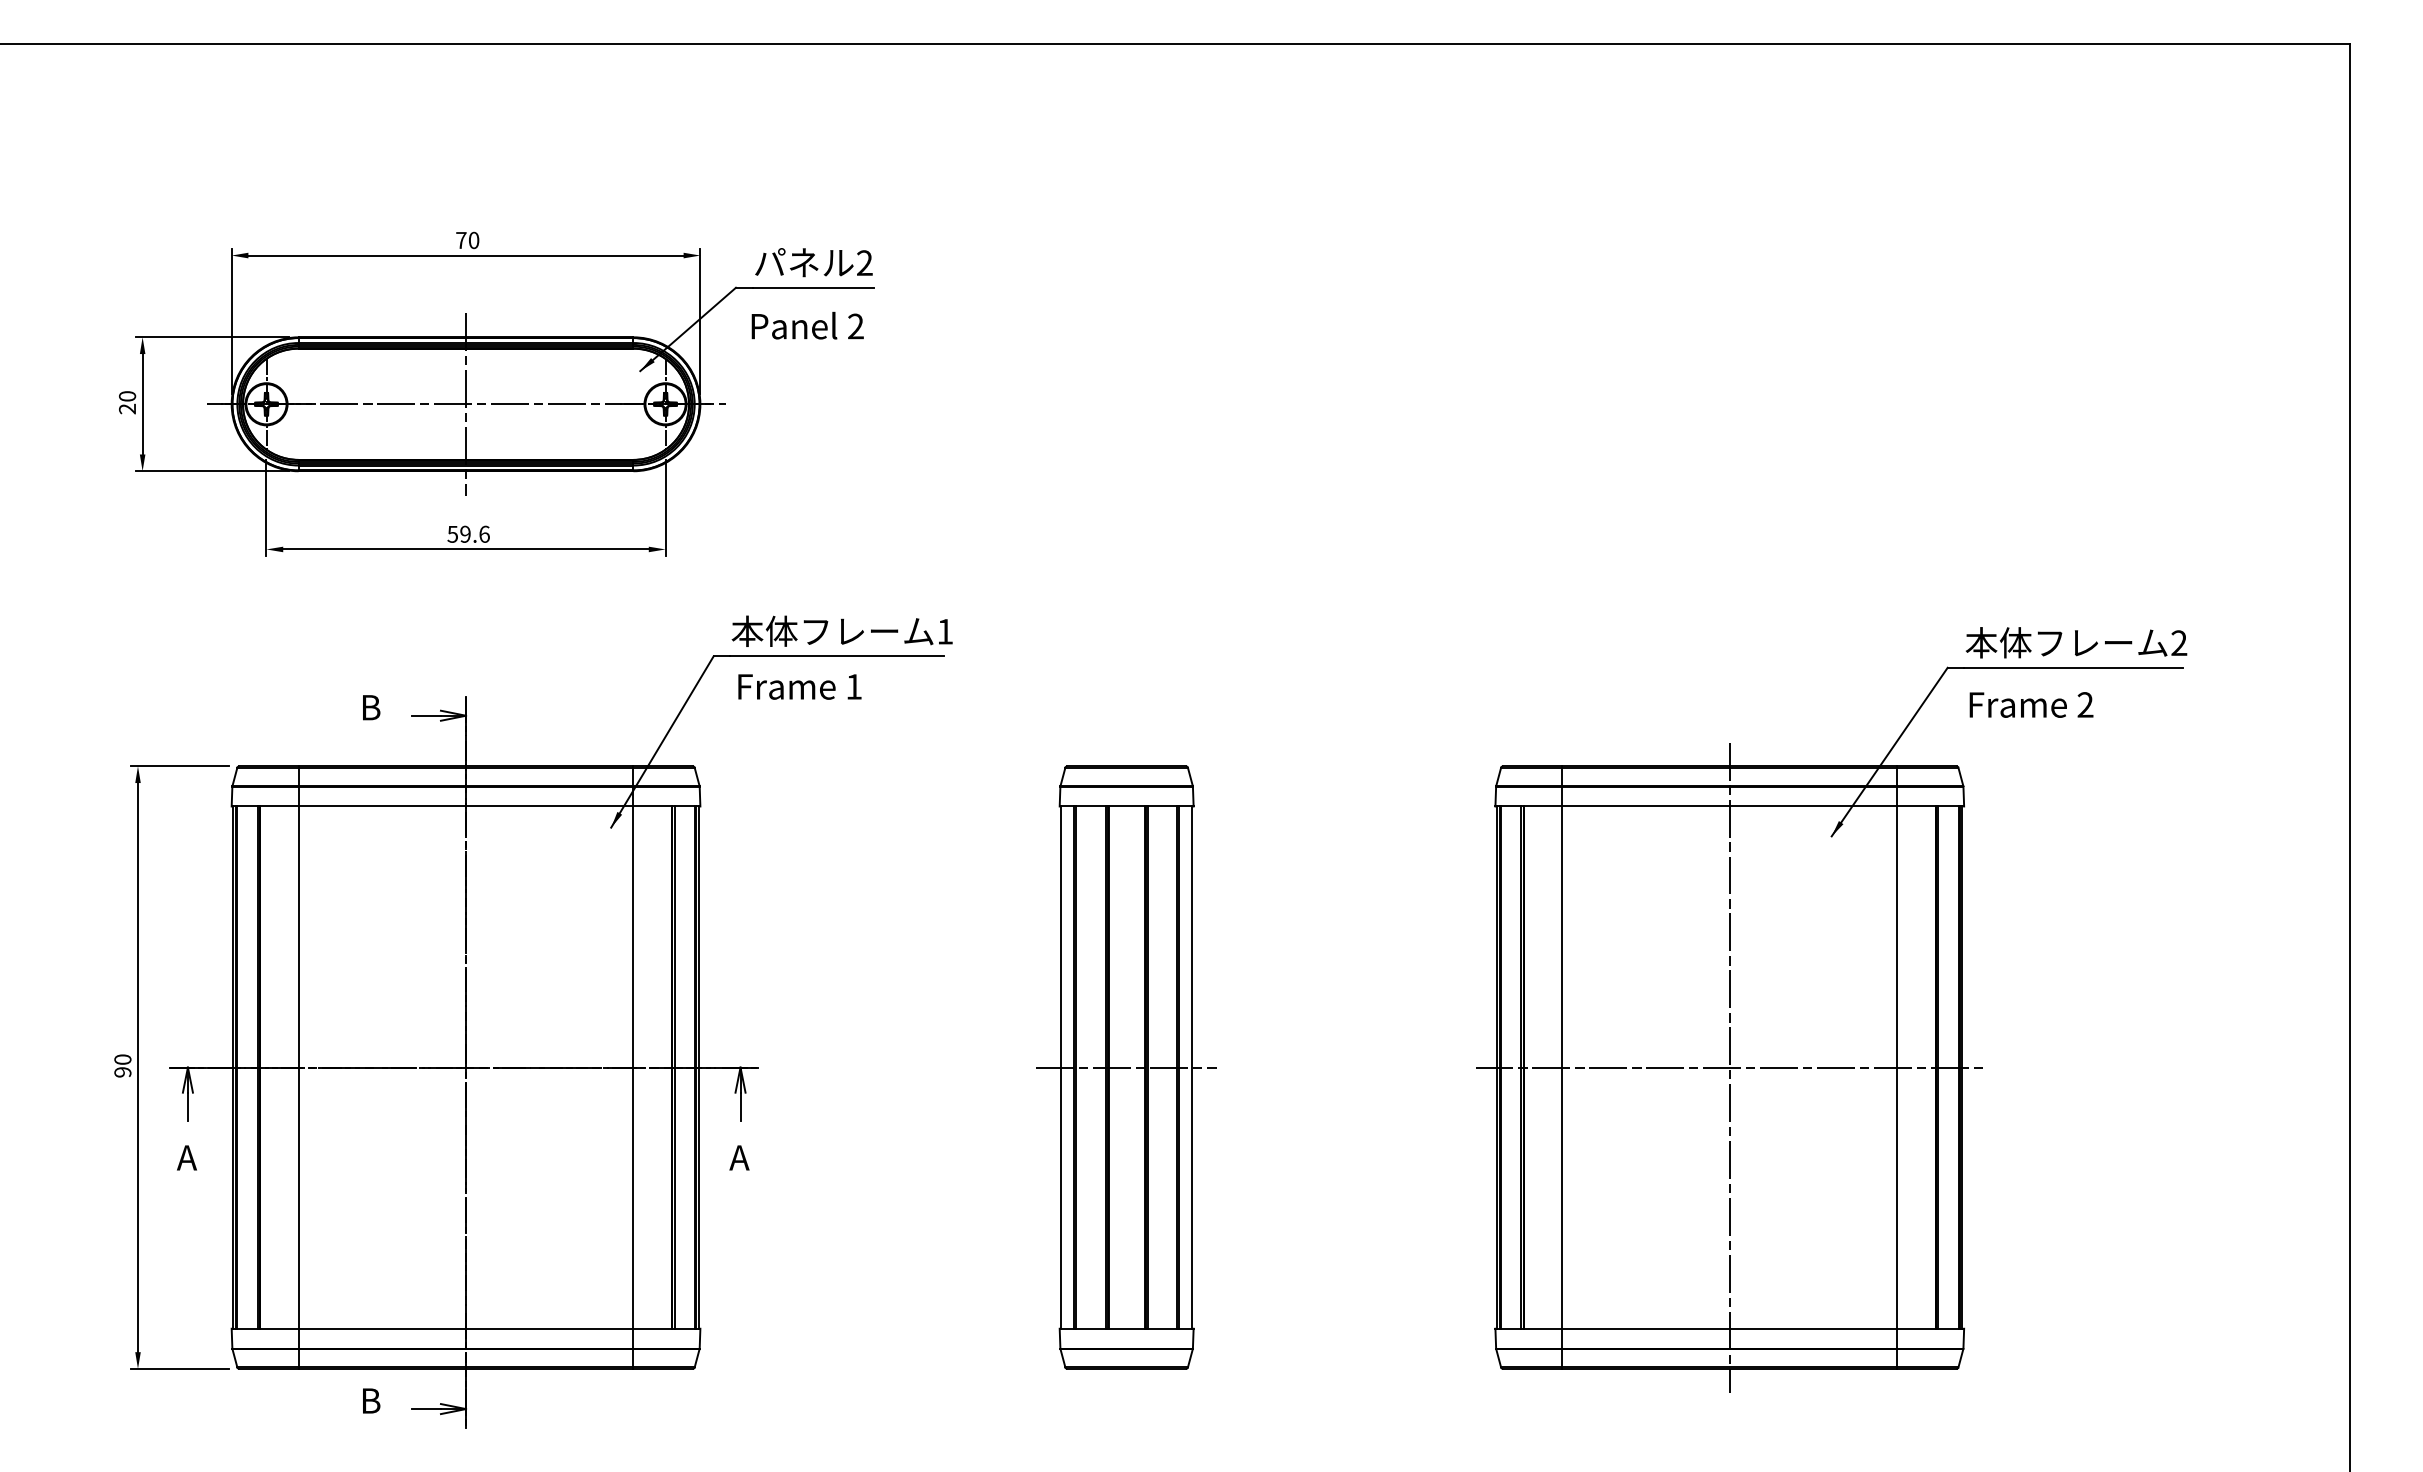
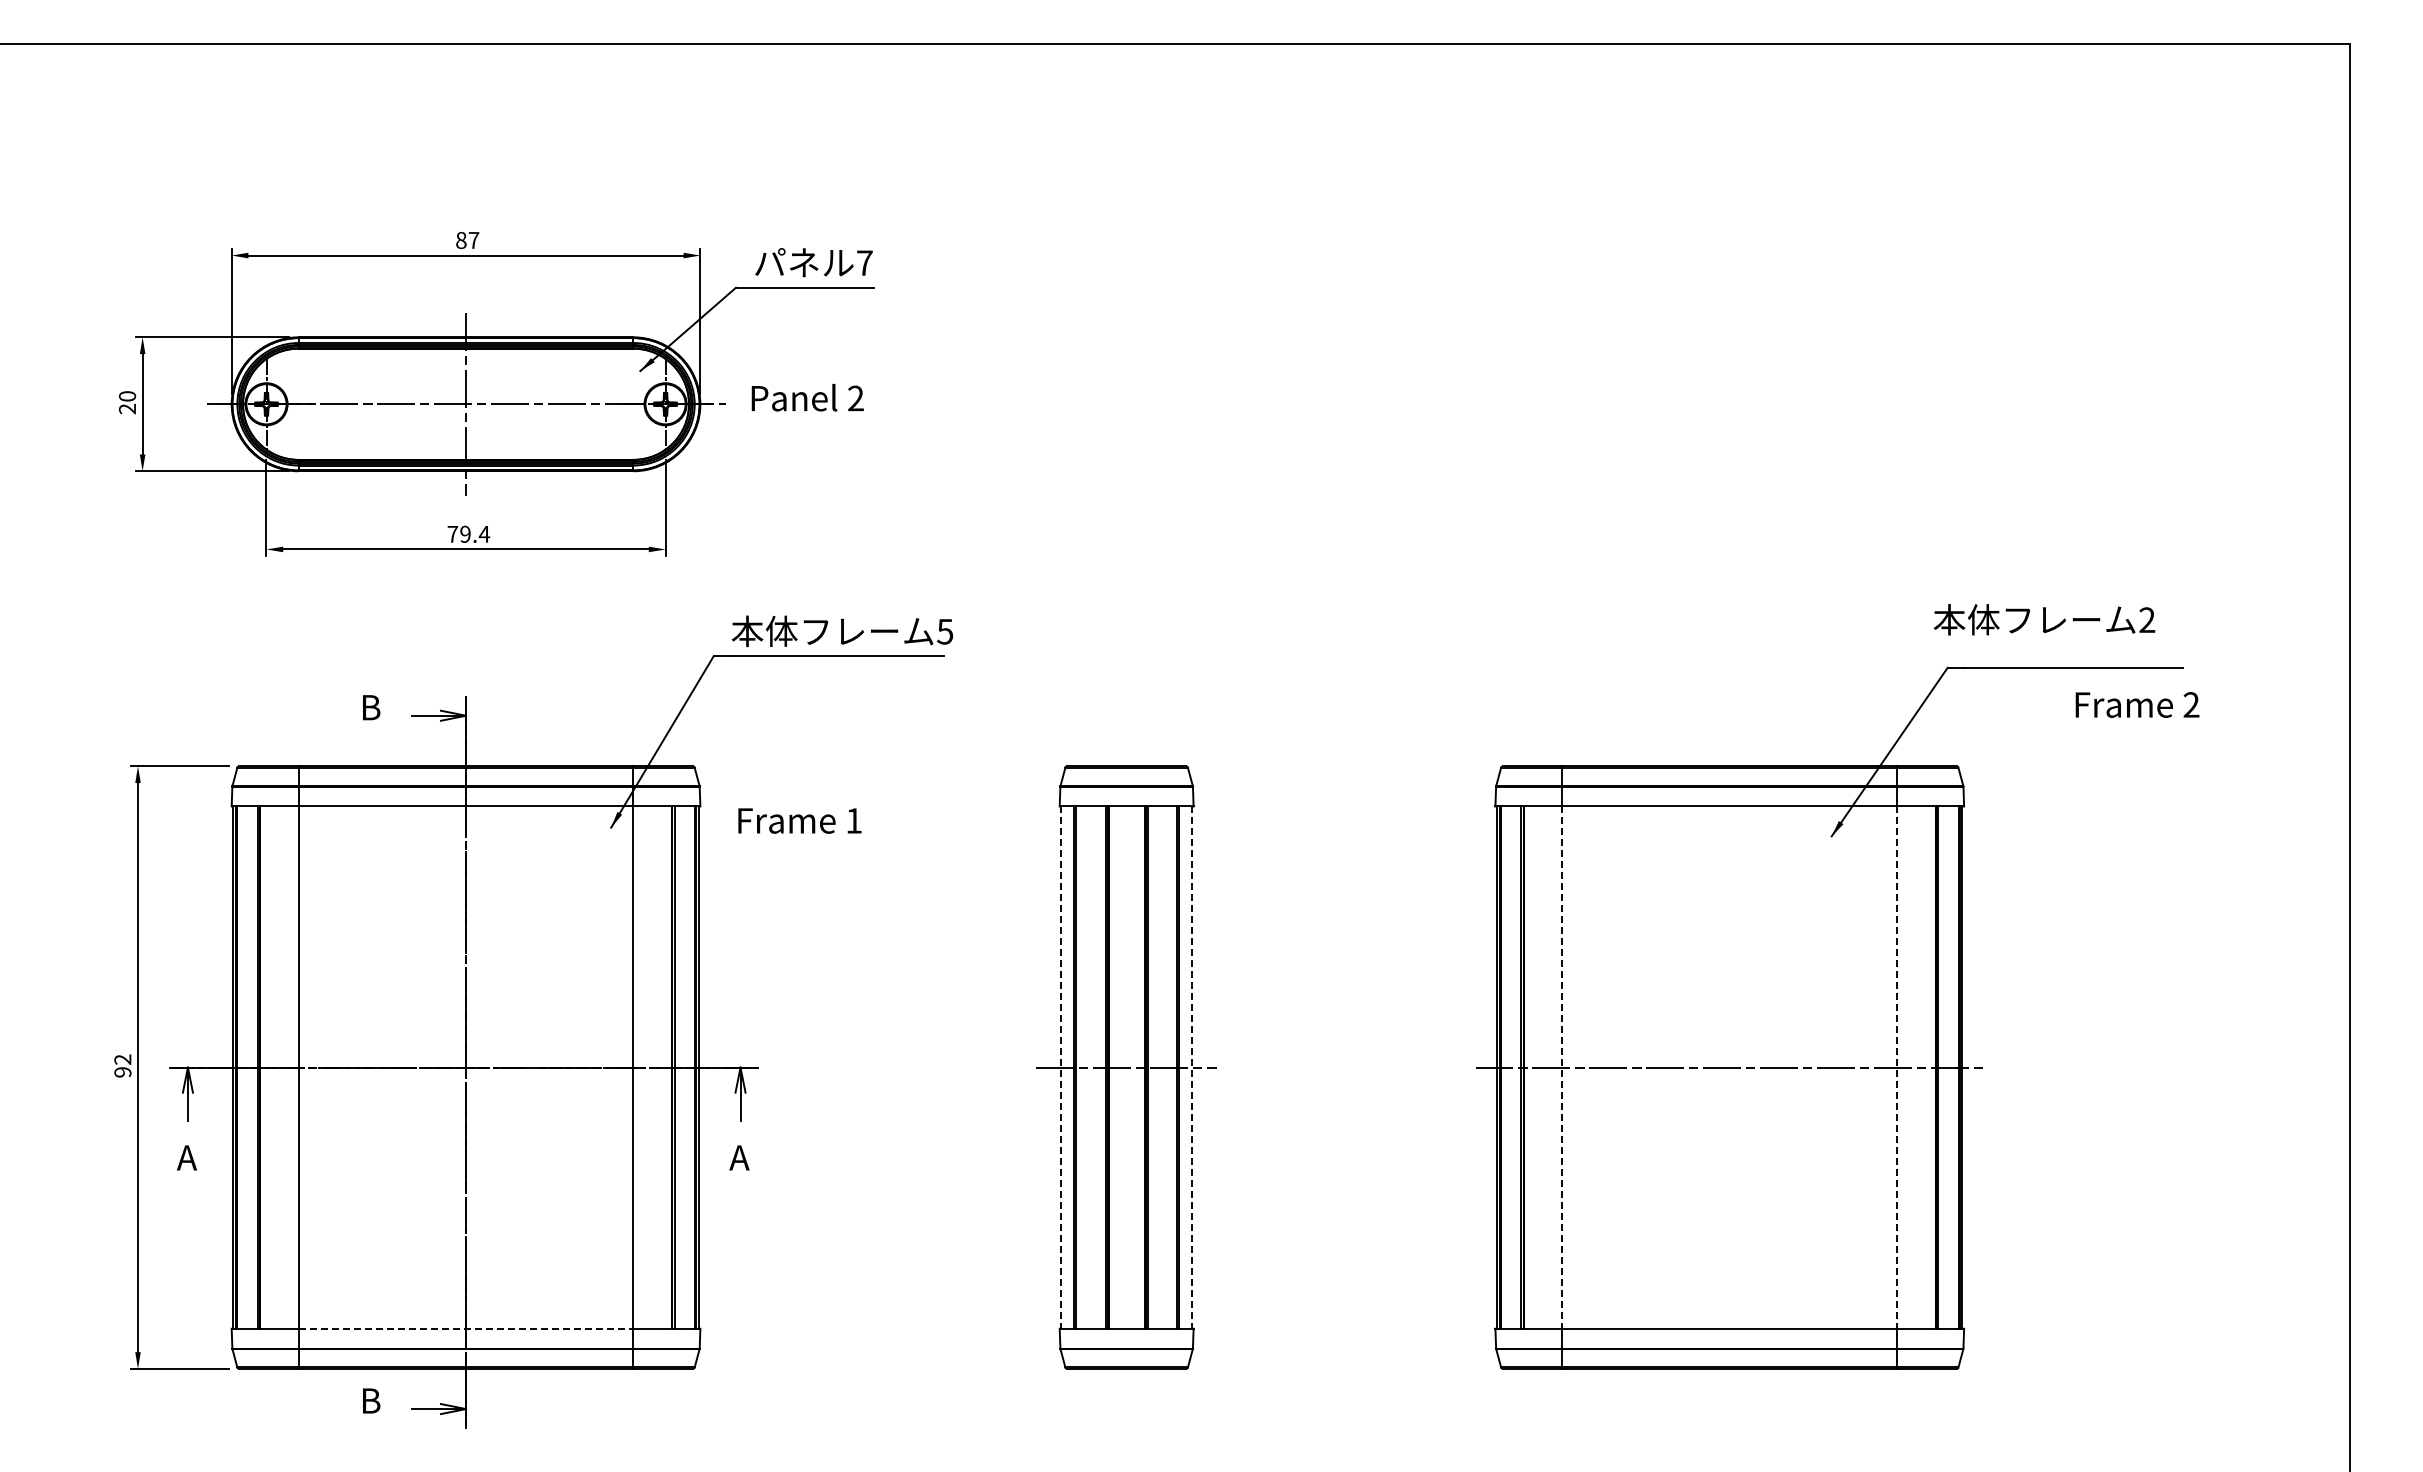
text: 70 -> 87 (467, 240)
text: 2 -> 7 (864, 262)
text position: (807, 325) -> (807, 397) (807, 397)
text: 59.6 -> 79.4 (468, 533)
text: 1 -> 5 (945, 631)
text position: (2076, 642) -> (2044, 619) (2044, 619)
text position: (799, 686) -> (799, 820) (799, 820)
text position: (2031, 704) -> (2137, 704) (2137, 704)
text: 90 -> 92 (122, 1059)
line: present -> none (1729, 1067)
line: solid -> dashed (1061, 1068)
line: solid -> dashed (1191, 1068)
line: solid -> dashed (1562, 1068)
line: solid -> dashed (1897, 1068)
line: solid -> dashed (466, 1328)
